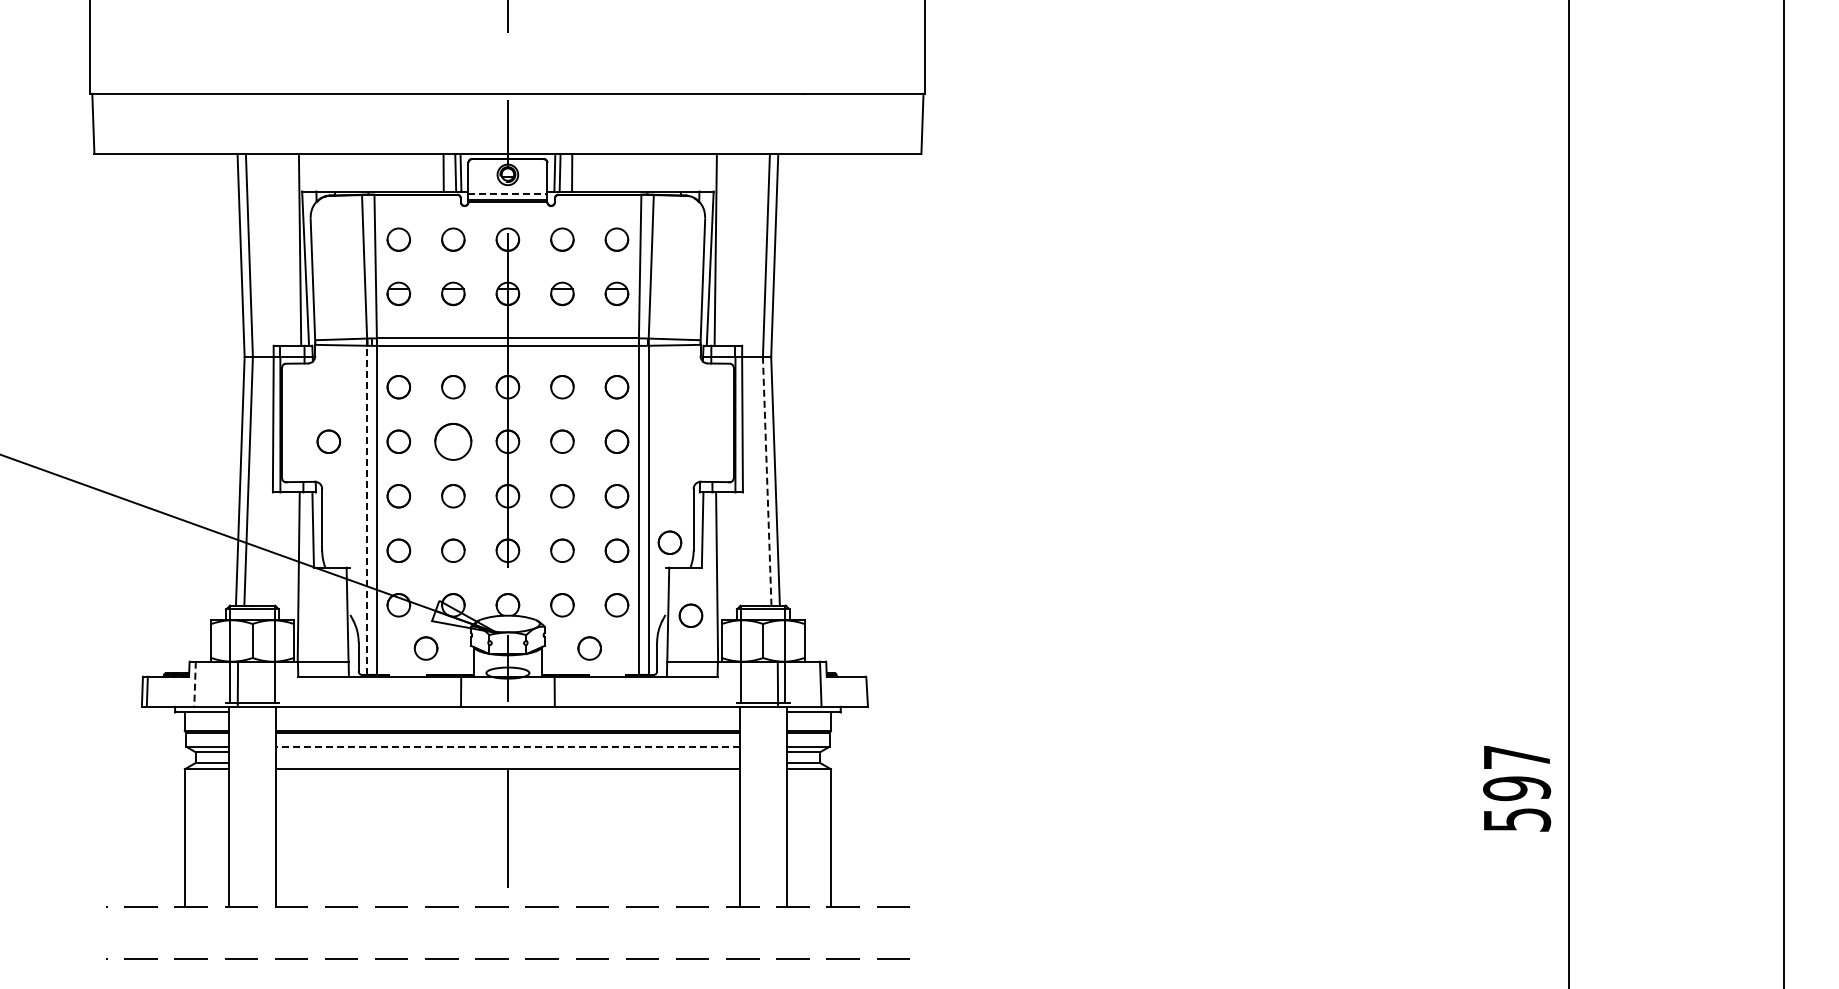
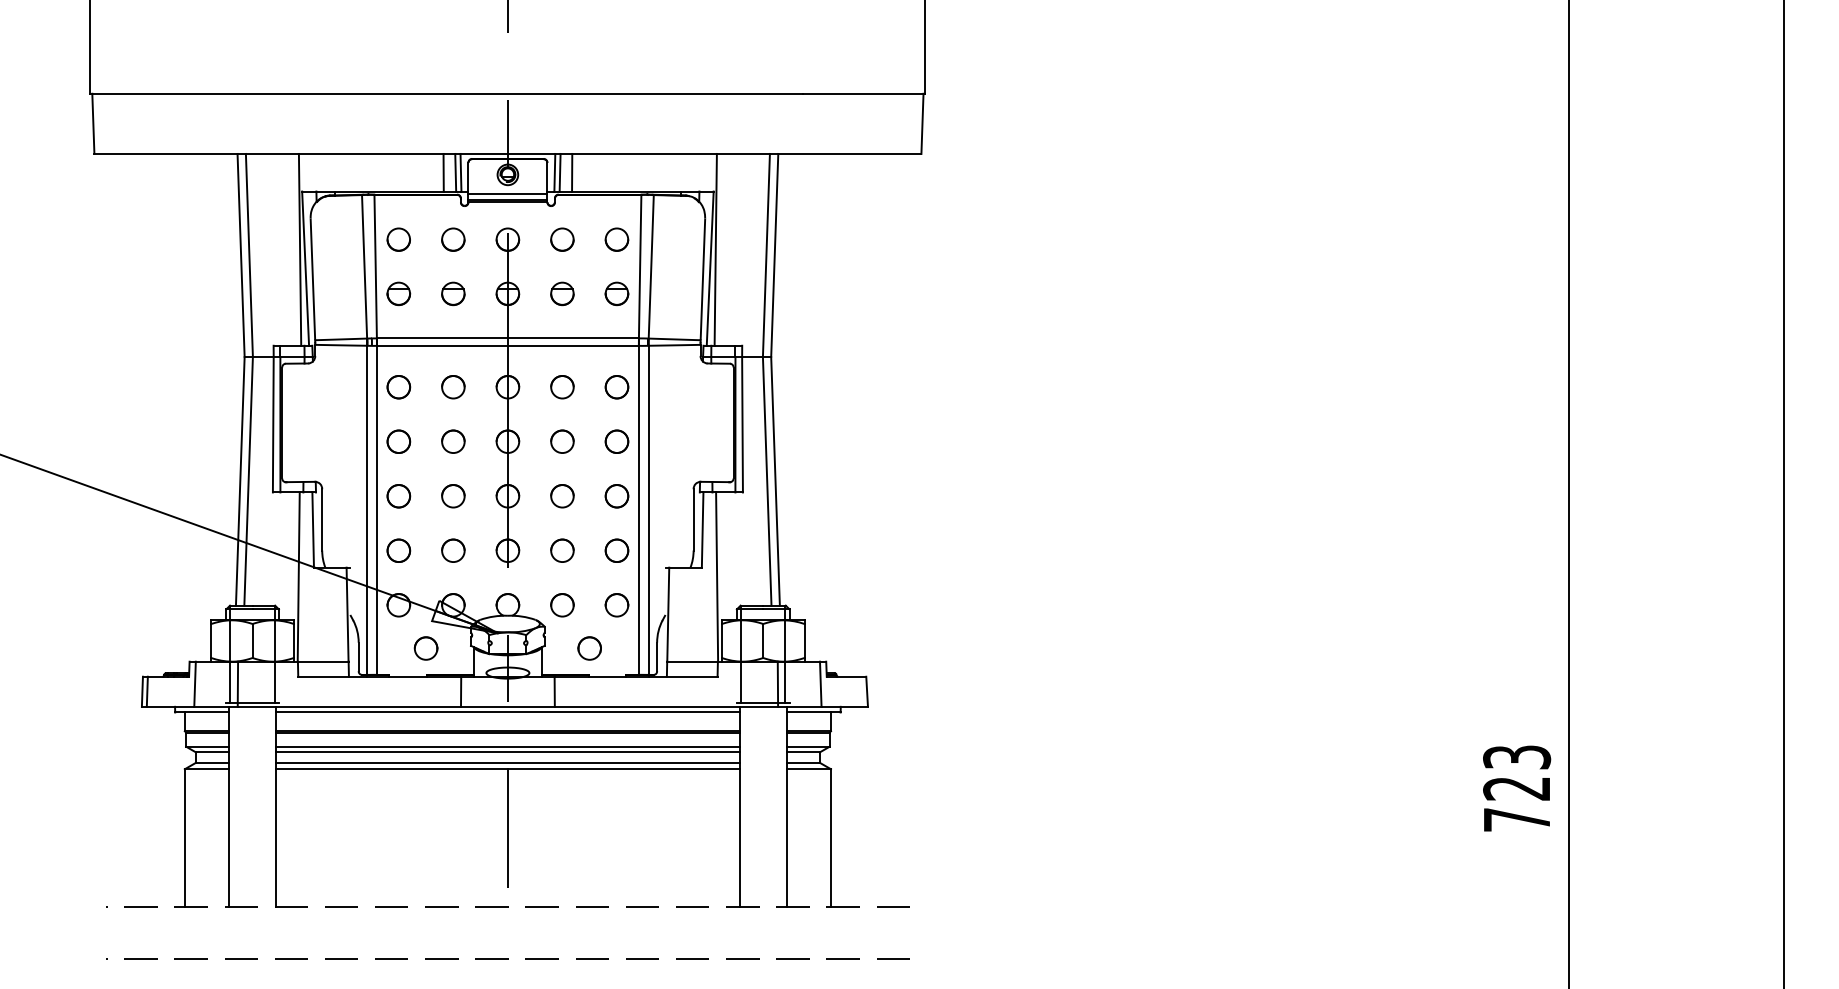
line: dashed -> solid (508, 193)
part: present -> none (328, 441)
circle size: 39x38 px -> 25x25 px (453, 441)
line: dashed -> solid (767, 480)
line: dashed -> solid (367, 510)
part: present -> none (669, 542)
part: present -> none (690, 615)
line: dashed -> solid (195, 684)
line: none -> present (507, 712)
line: dashed -> solid (507, 746)
line: none -> present (507, 752)
line: none -> present (507, 762)
text: 597 -> 723 (1517, 788)
